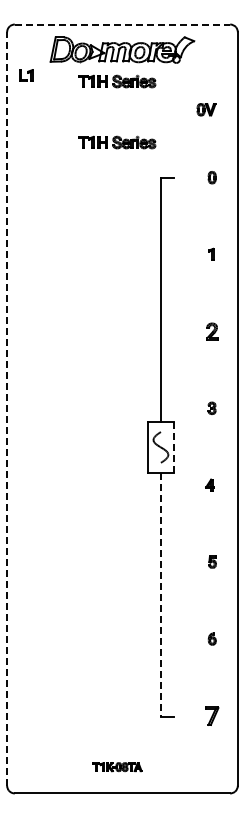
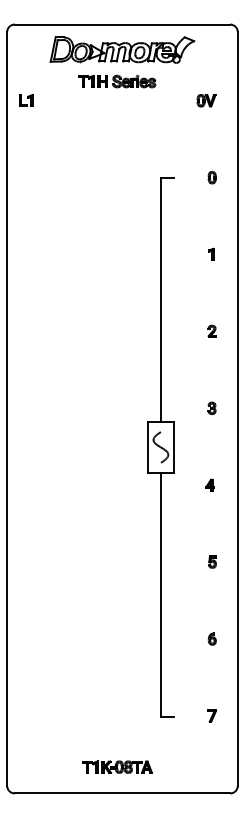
line: dashed -> solid (122, 24)
part position: (26, 75) -> (26, 100) (26, 100)
part position: (206, 109) -> (206, 100) (206, 100)
part: present -> none (117, 142)
part size: 13x19 px -> 10x14 px (211, 330)
line: dashed -> solid (7, 408)
line: dashed -> solid (173, 447)
line: dashed -> solid (160, 594)
part size: 15x20 px -> 10x14 px (211, 715)
part size: 51x11 px -> 71x14 px (117, 766)
